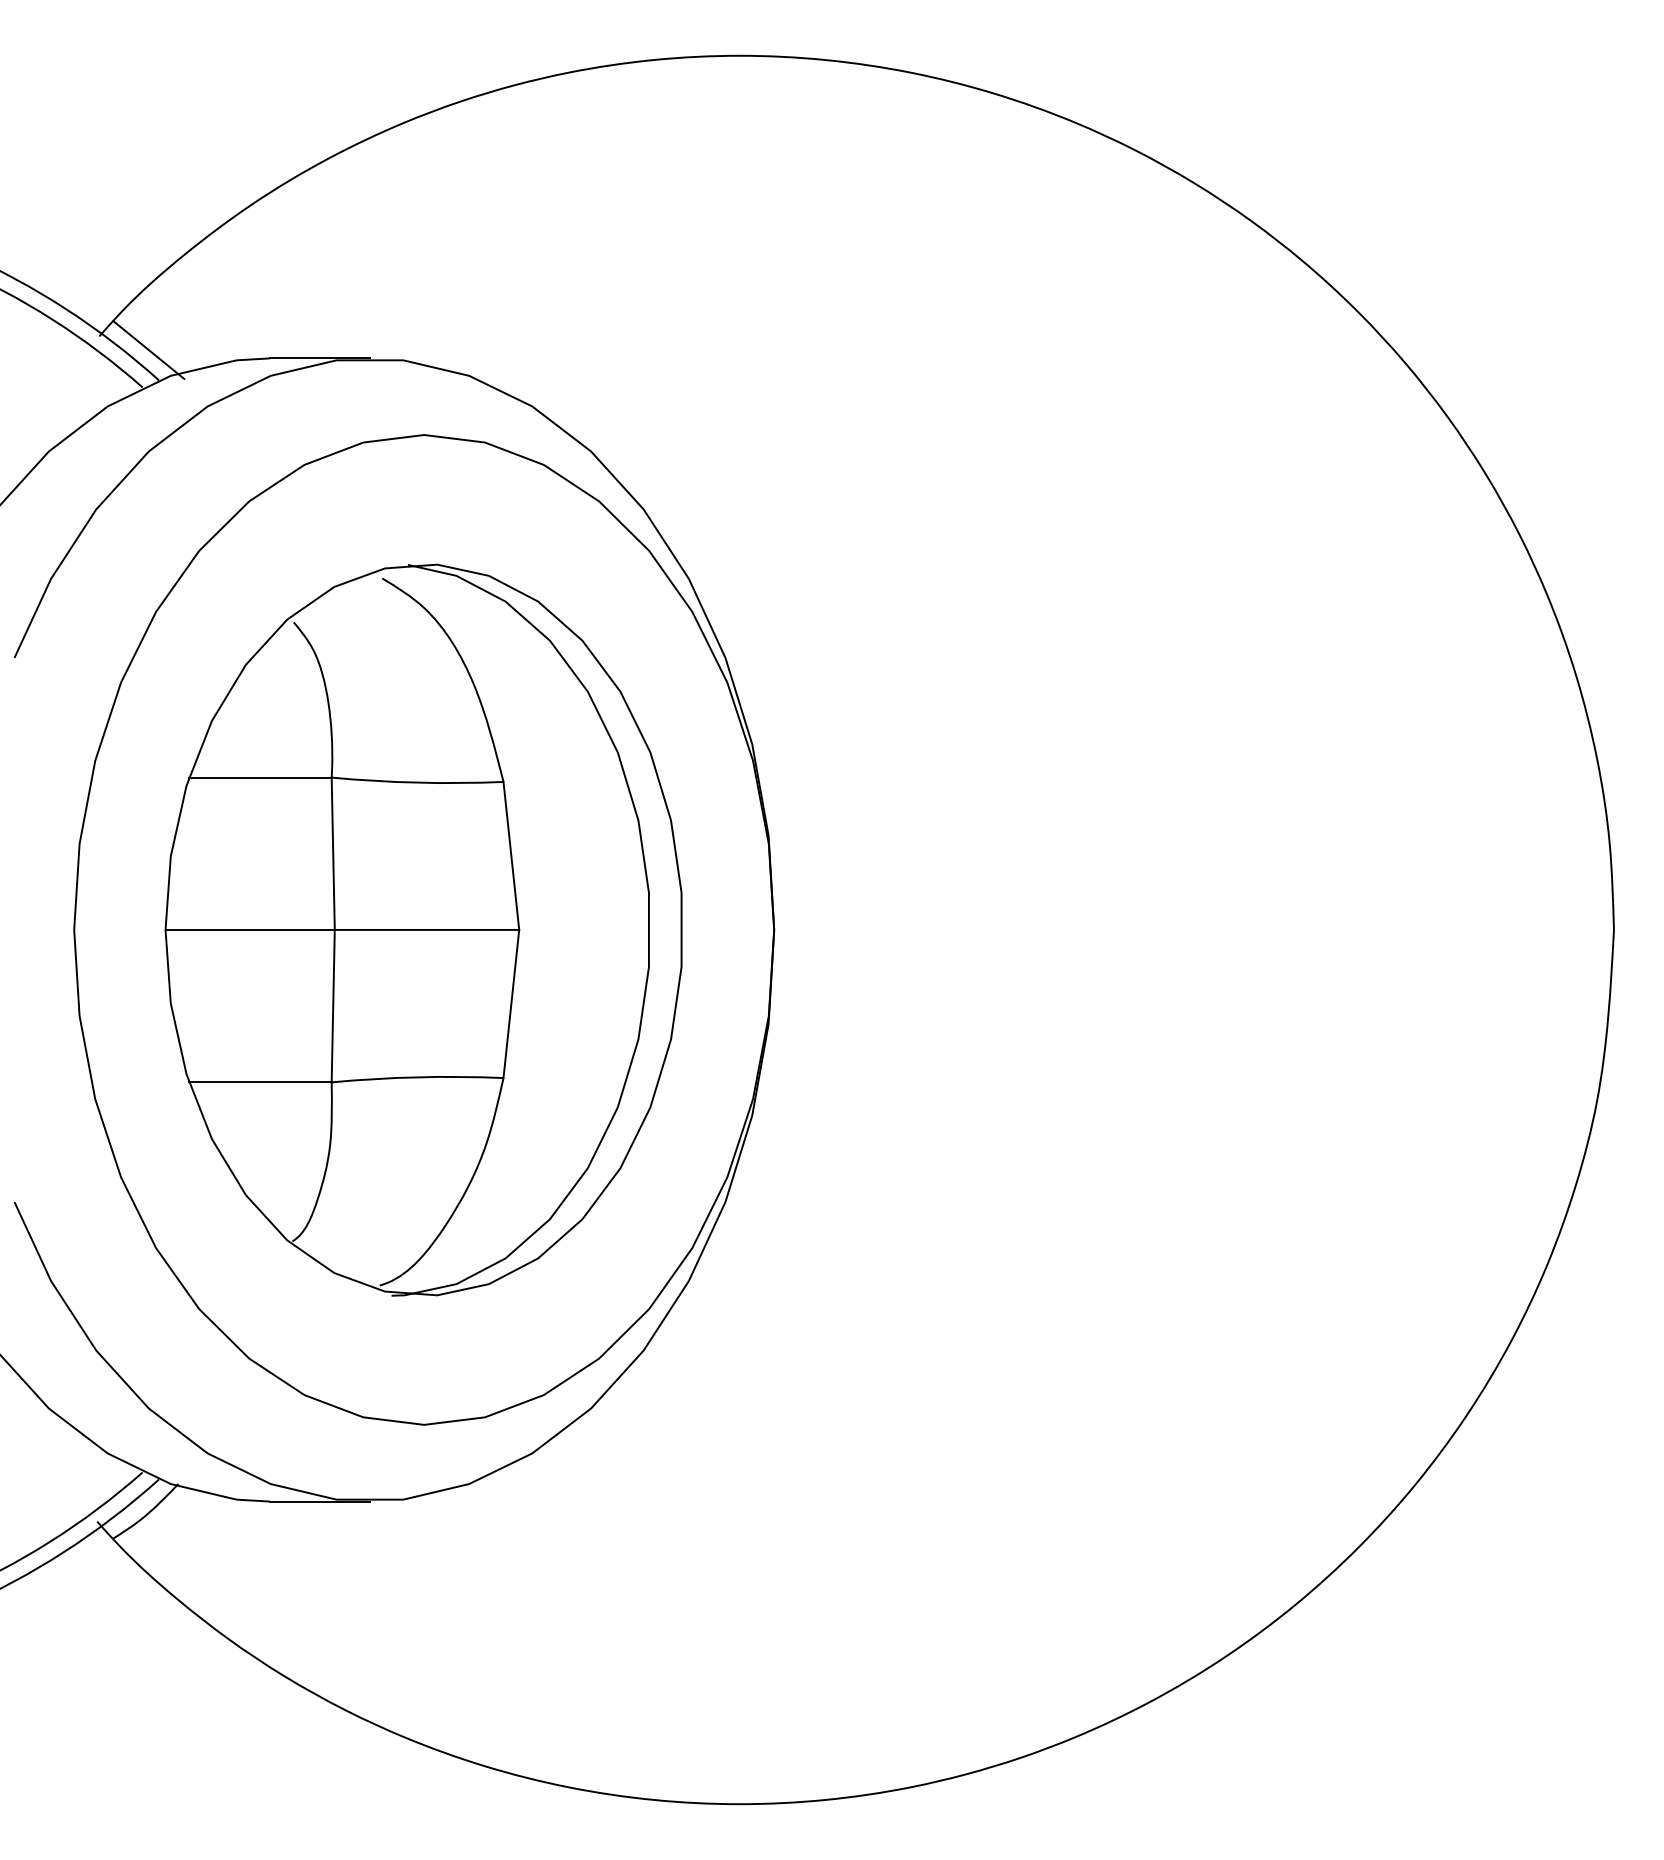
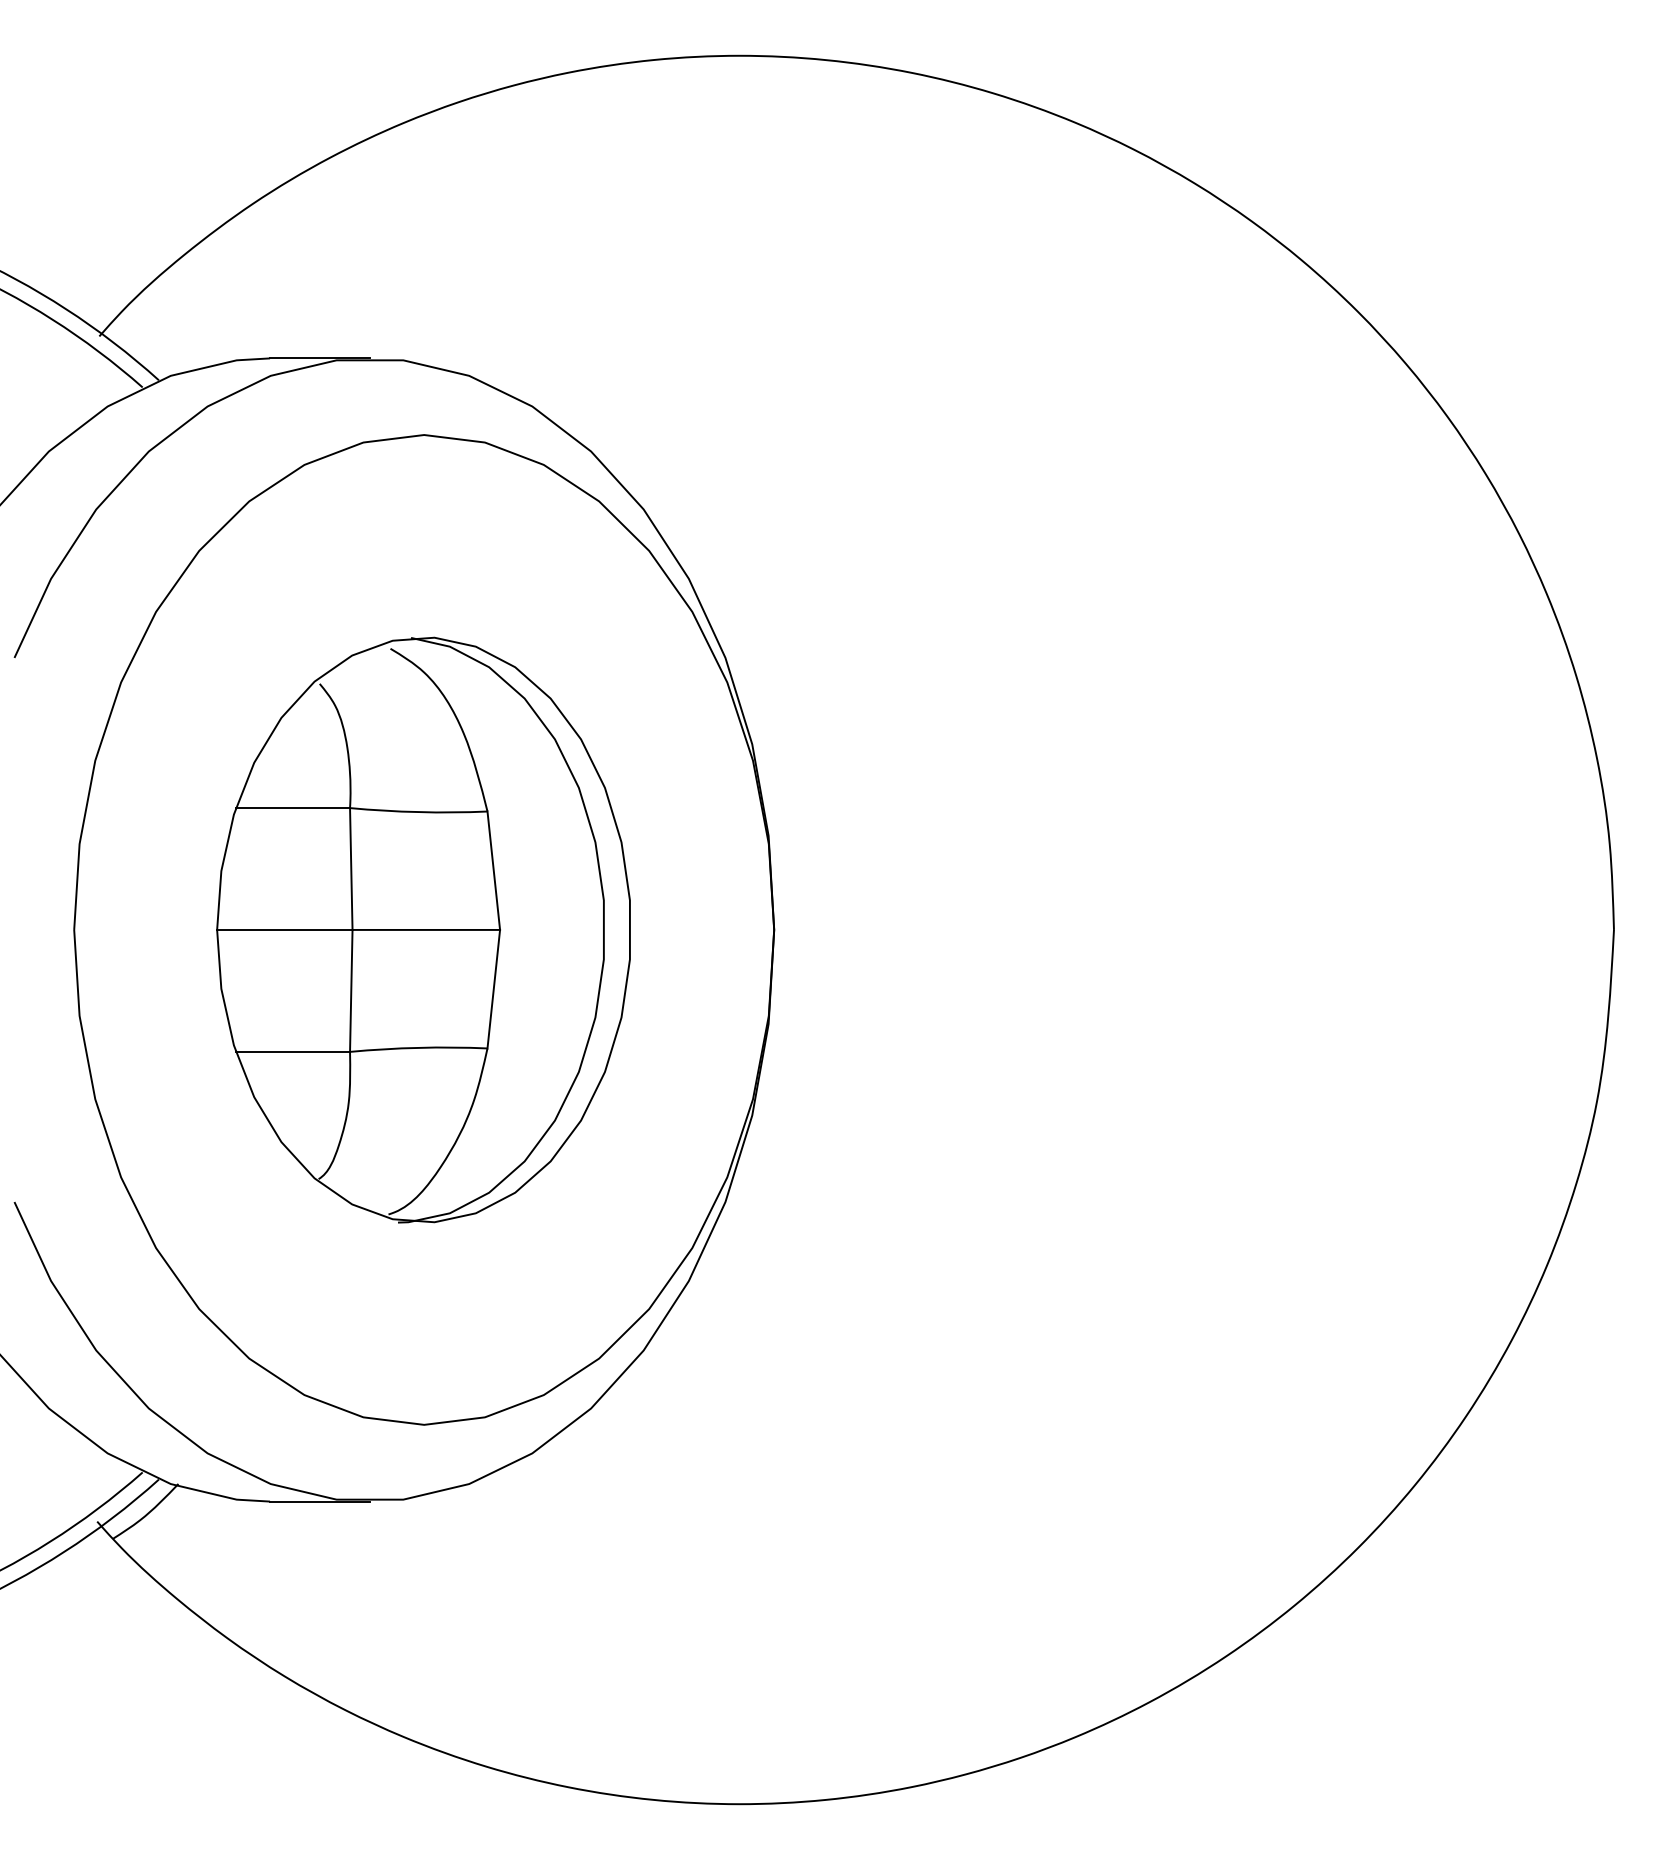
line: present -> none (148, 349)
part size: 519x734 px -> 415x588 px (423, 929)
